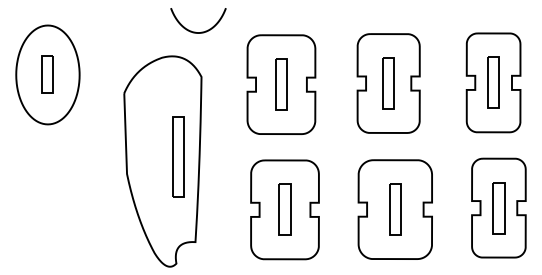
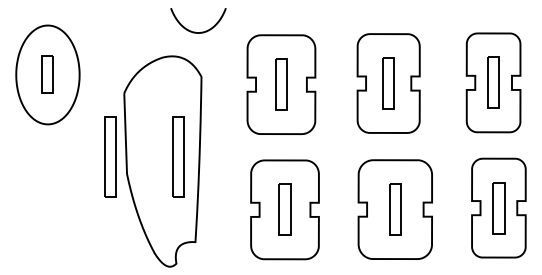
part: none -> present (110, 156)
